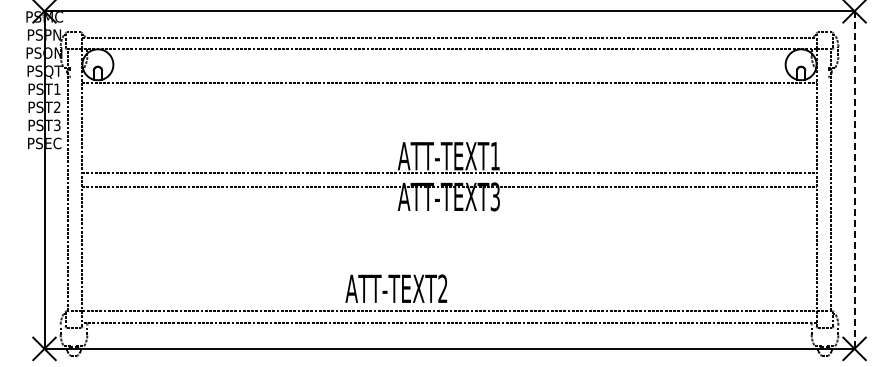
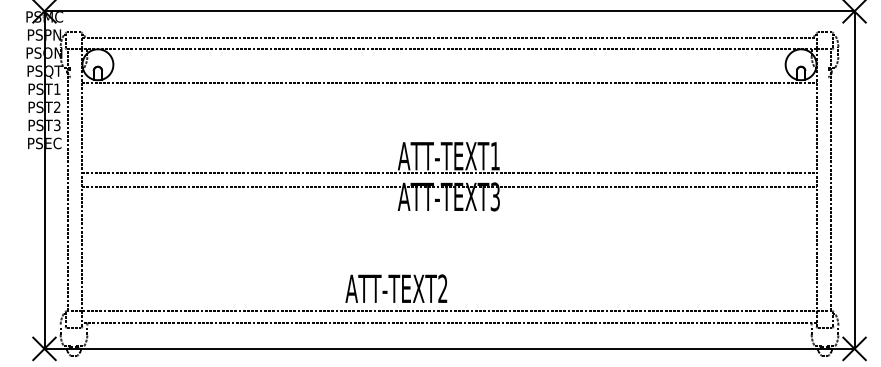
line: dashed -> solid (854, 180)
